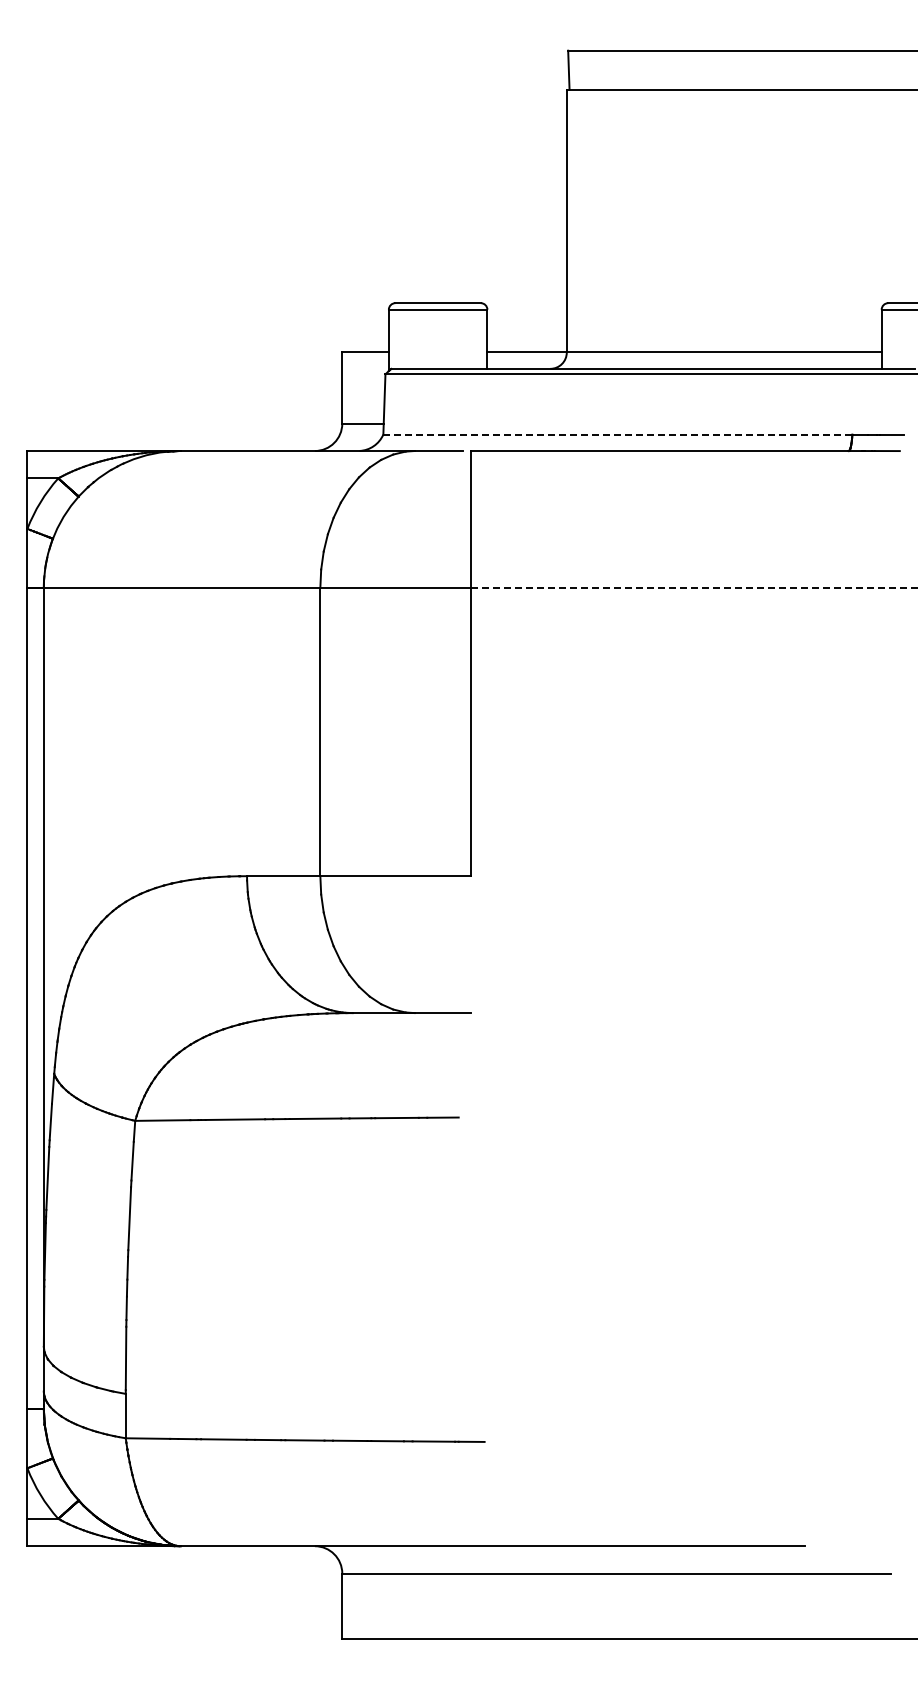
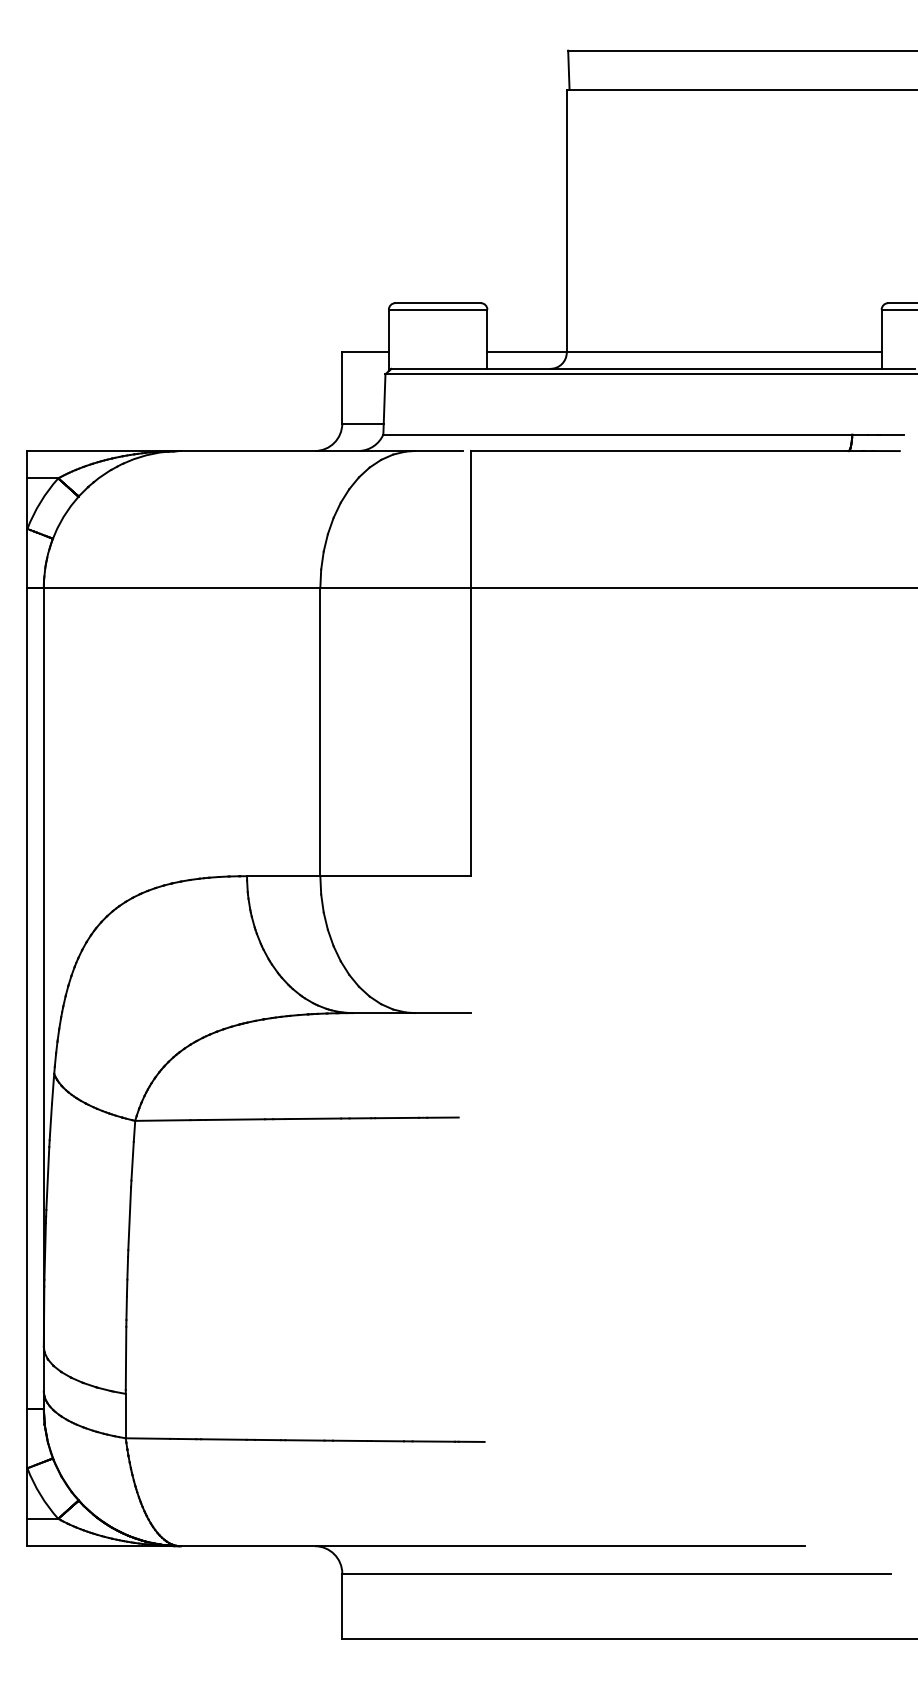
line: dashed -> solid (617, 434)
line: dashed -> solid (694, 587)
